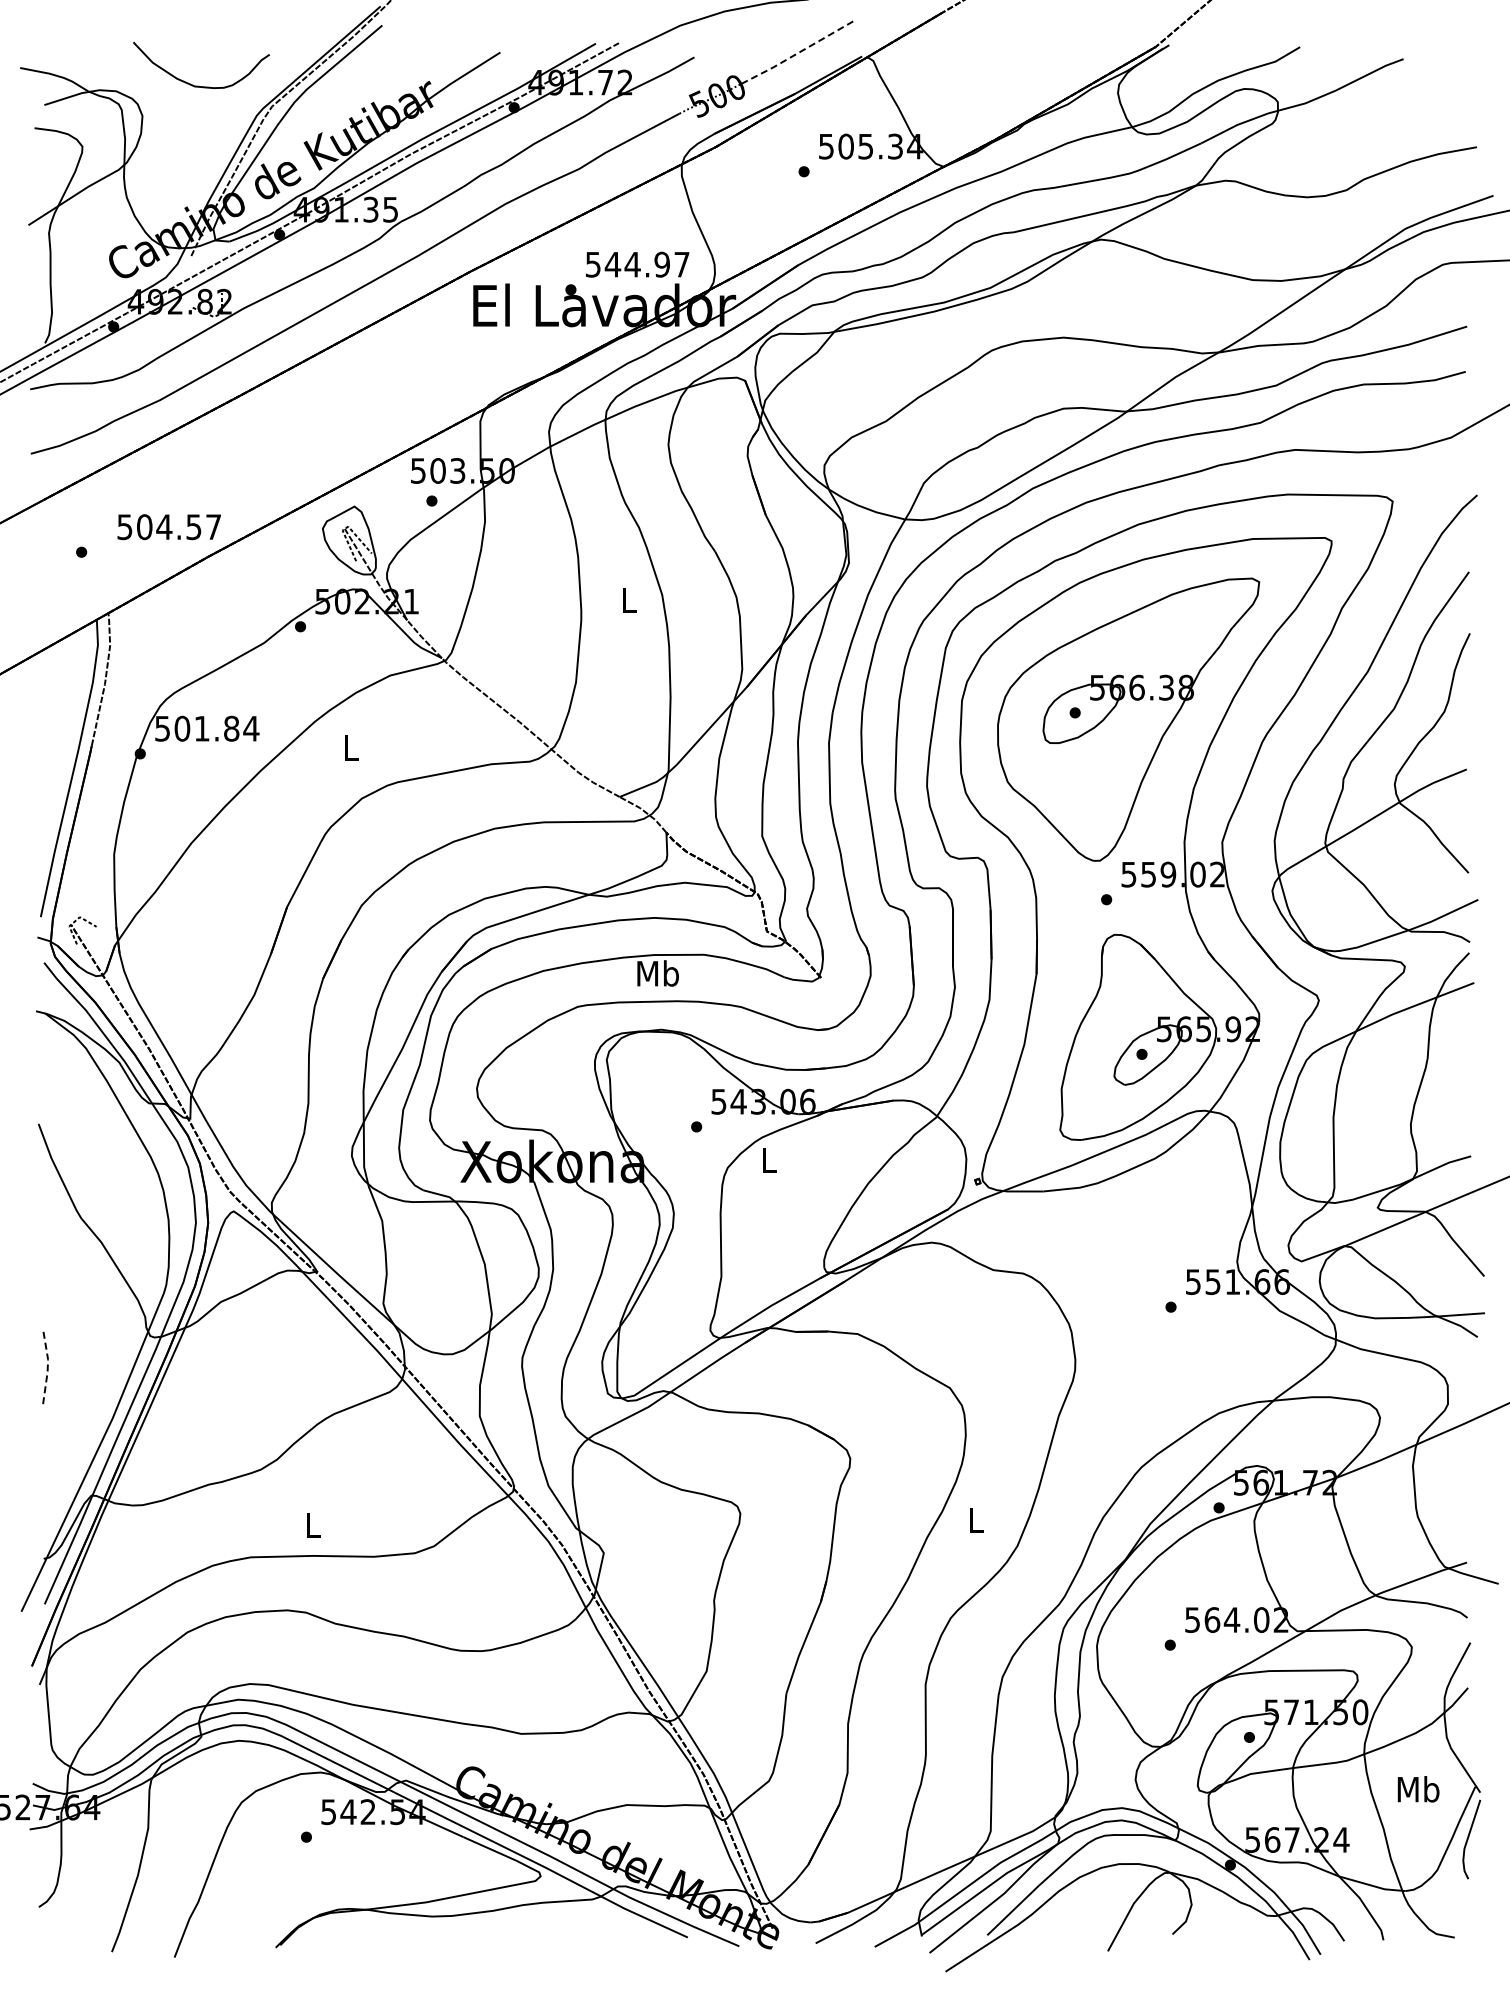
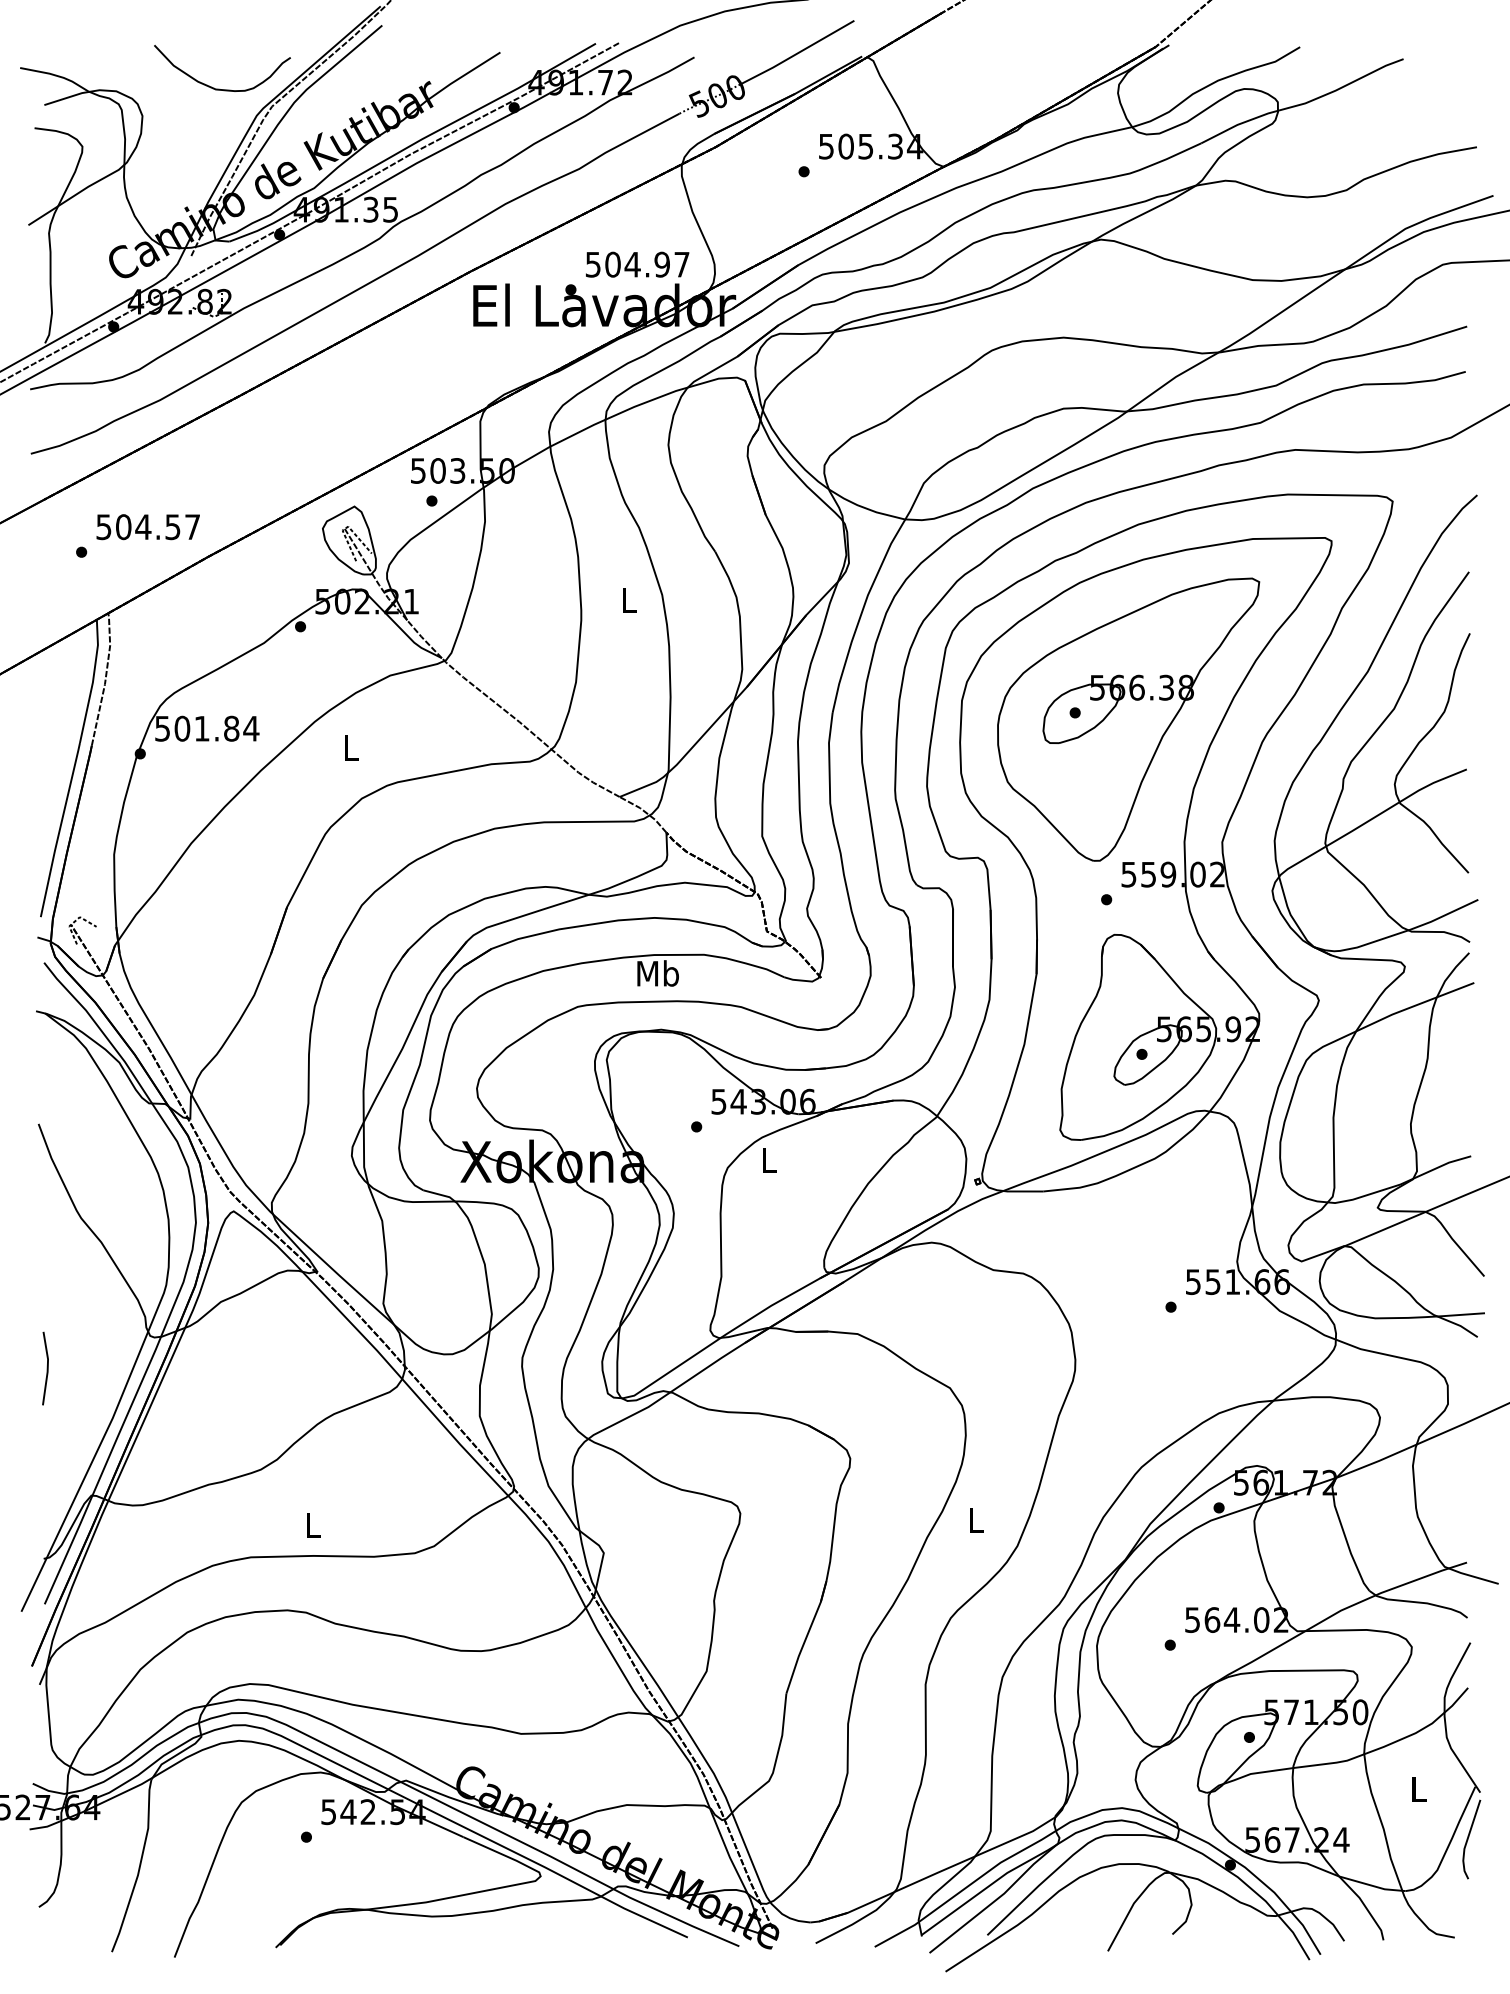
line: dashed -> solid (798, 53)
curve position: (198, 85) -> (219, 88) (219, 88)
text: 544.97 -> 504.97 (612, 264)
text position: (168, 527) -> (147, 527) (147, 527)
line: dashed -> solid (47, 1369)
text: Mb -> L (1418, 1789)
